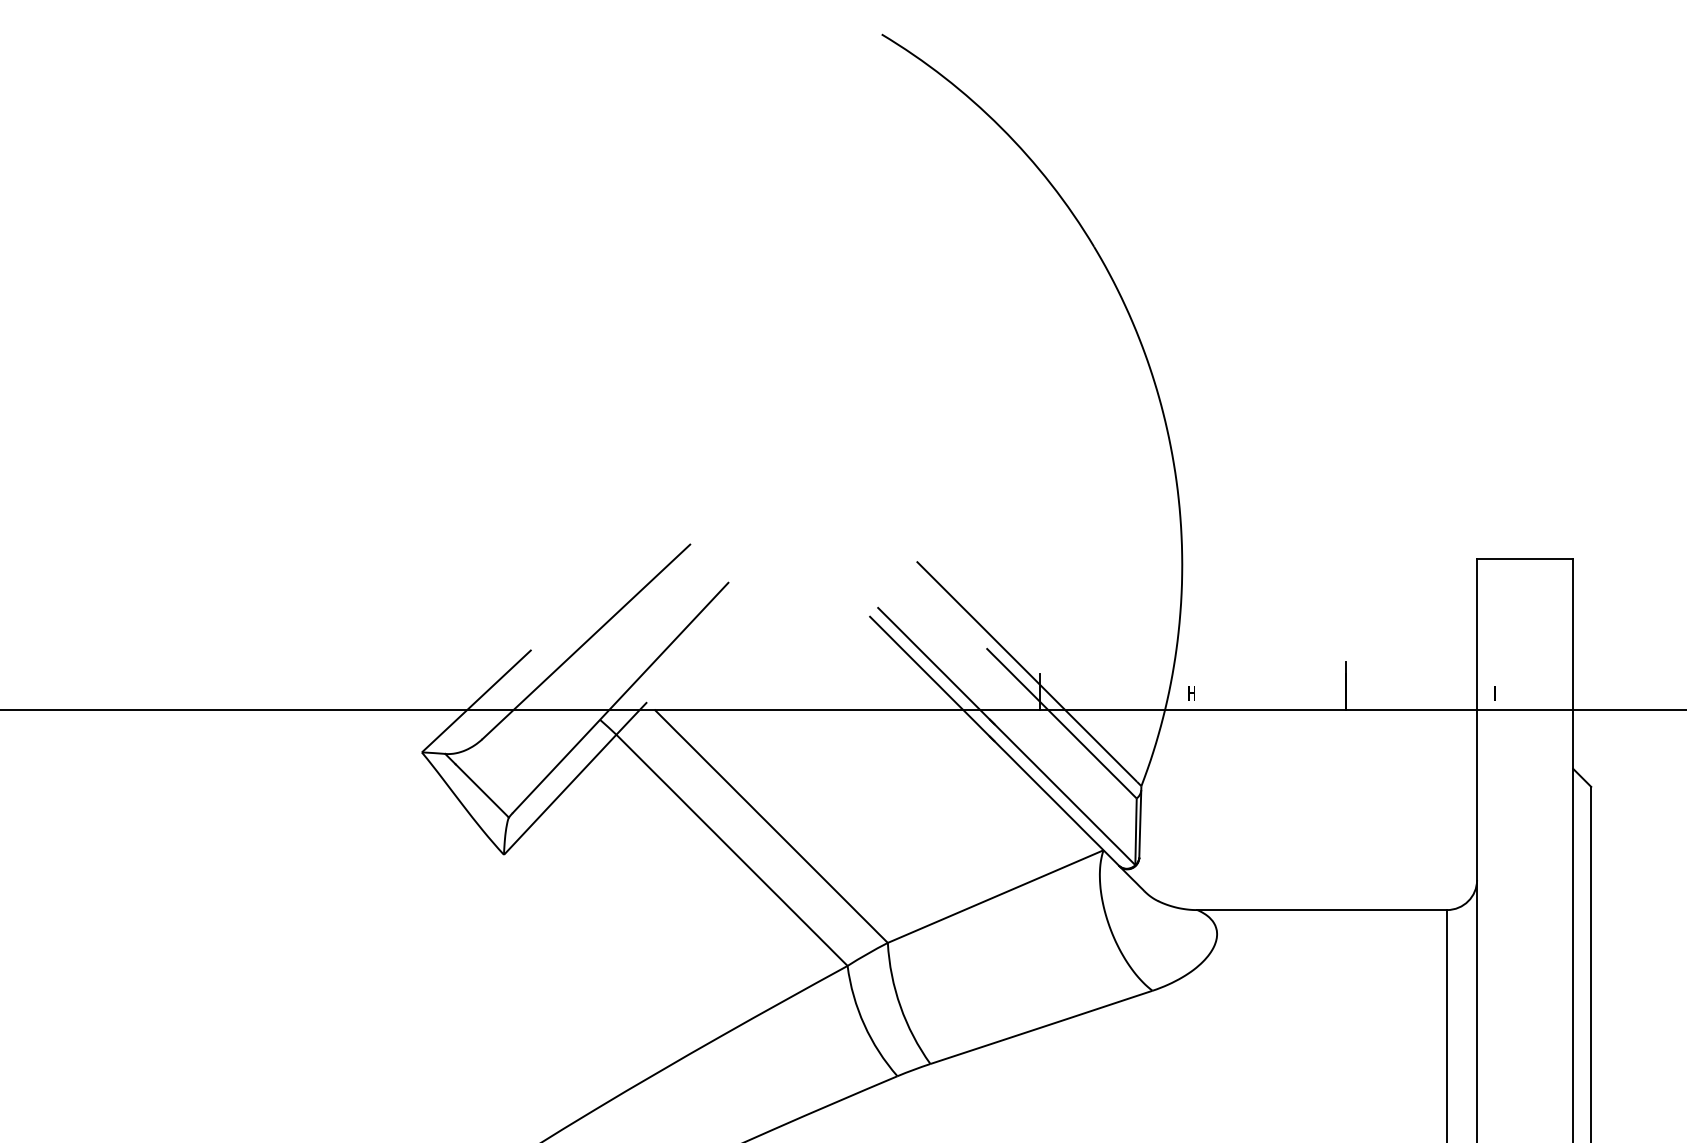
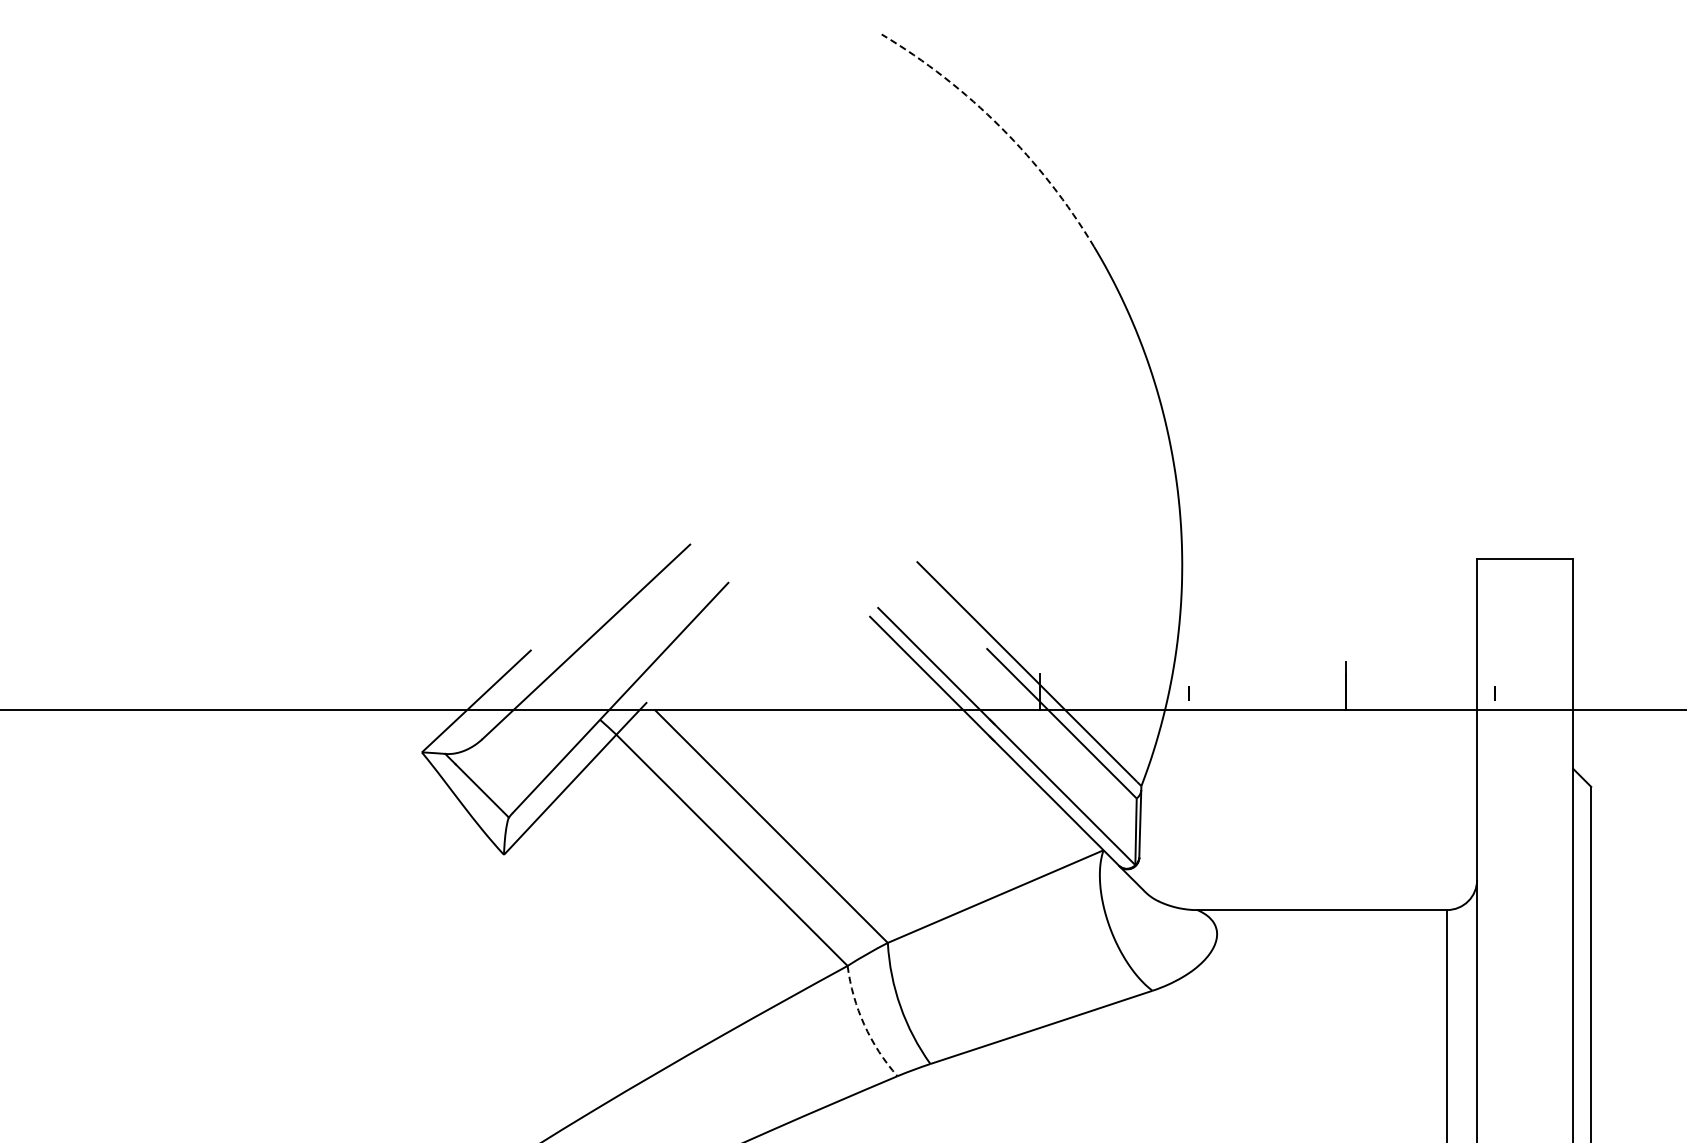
arc: solid -> dashed (1001, 127)
text: H -> I (1192, 693)
arc: solid -> dashed (864, 1024)
